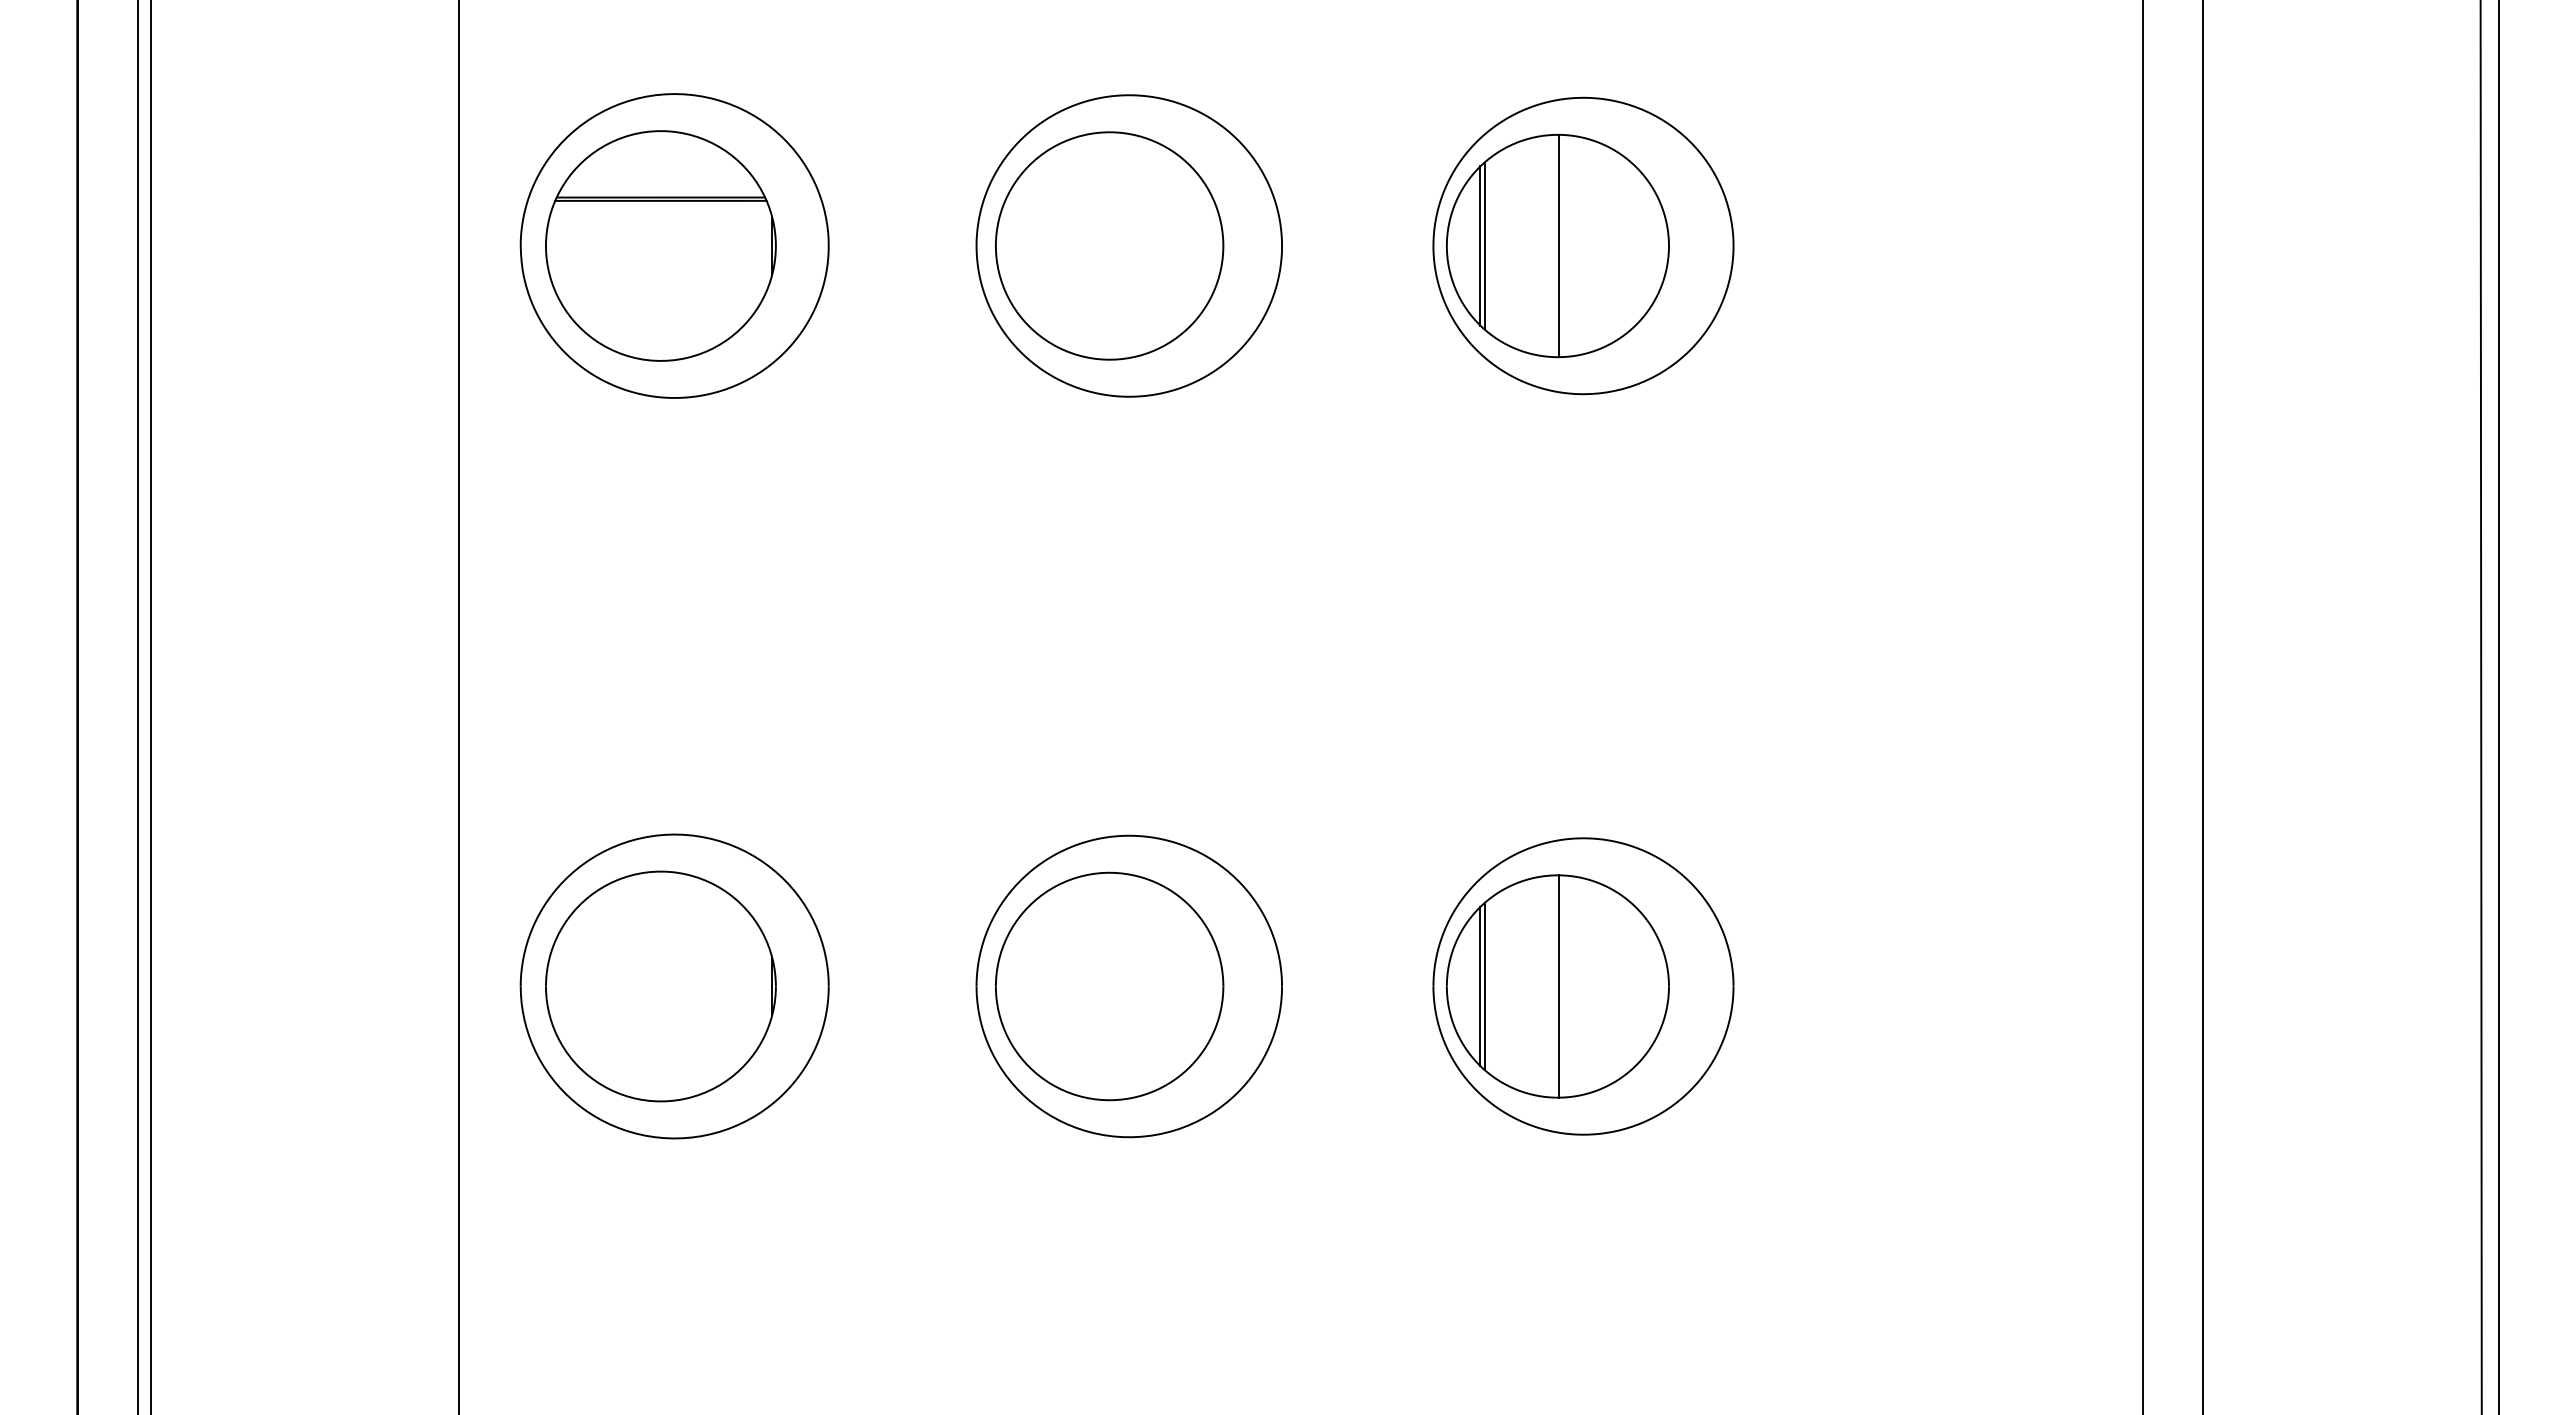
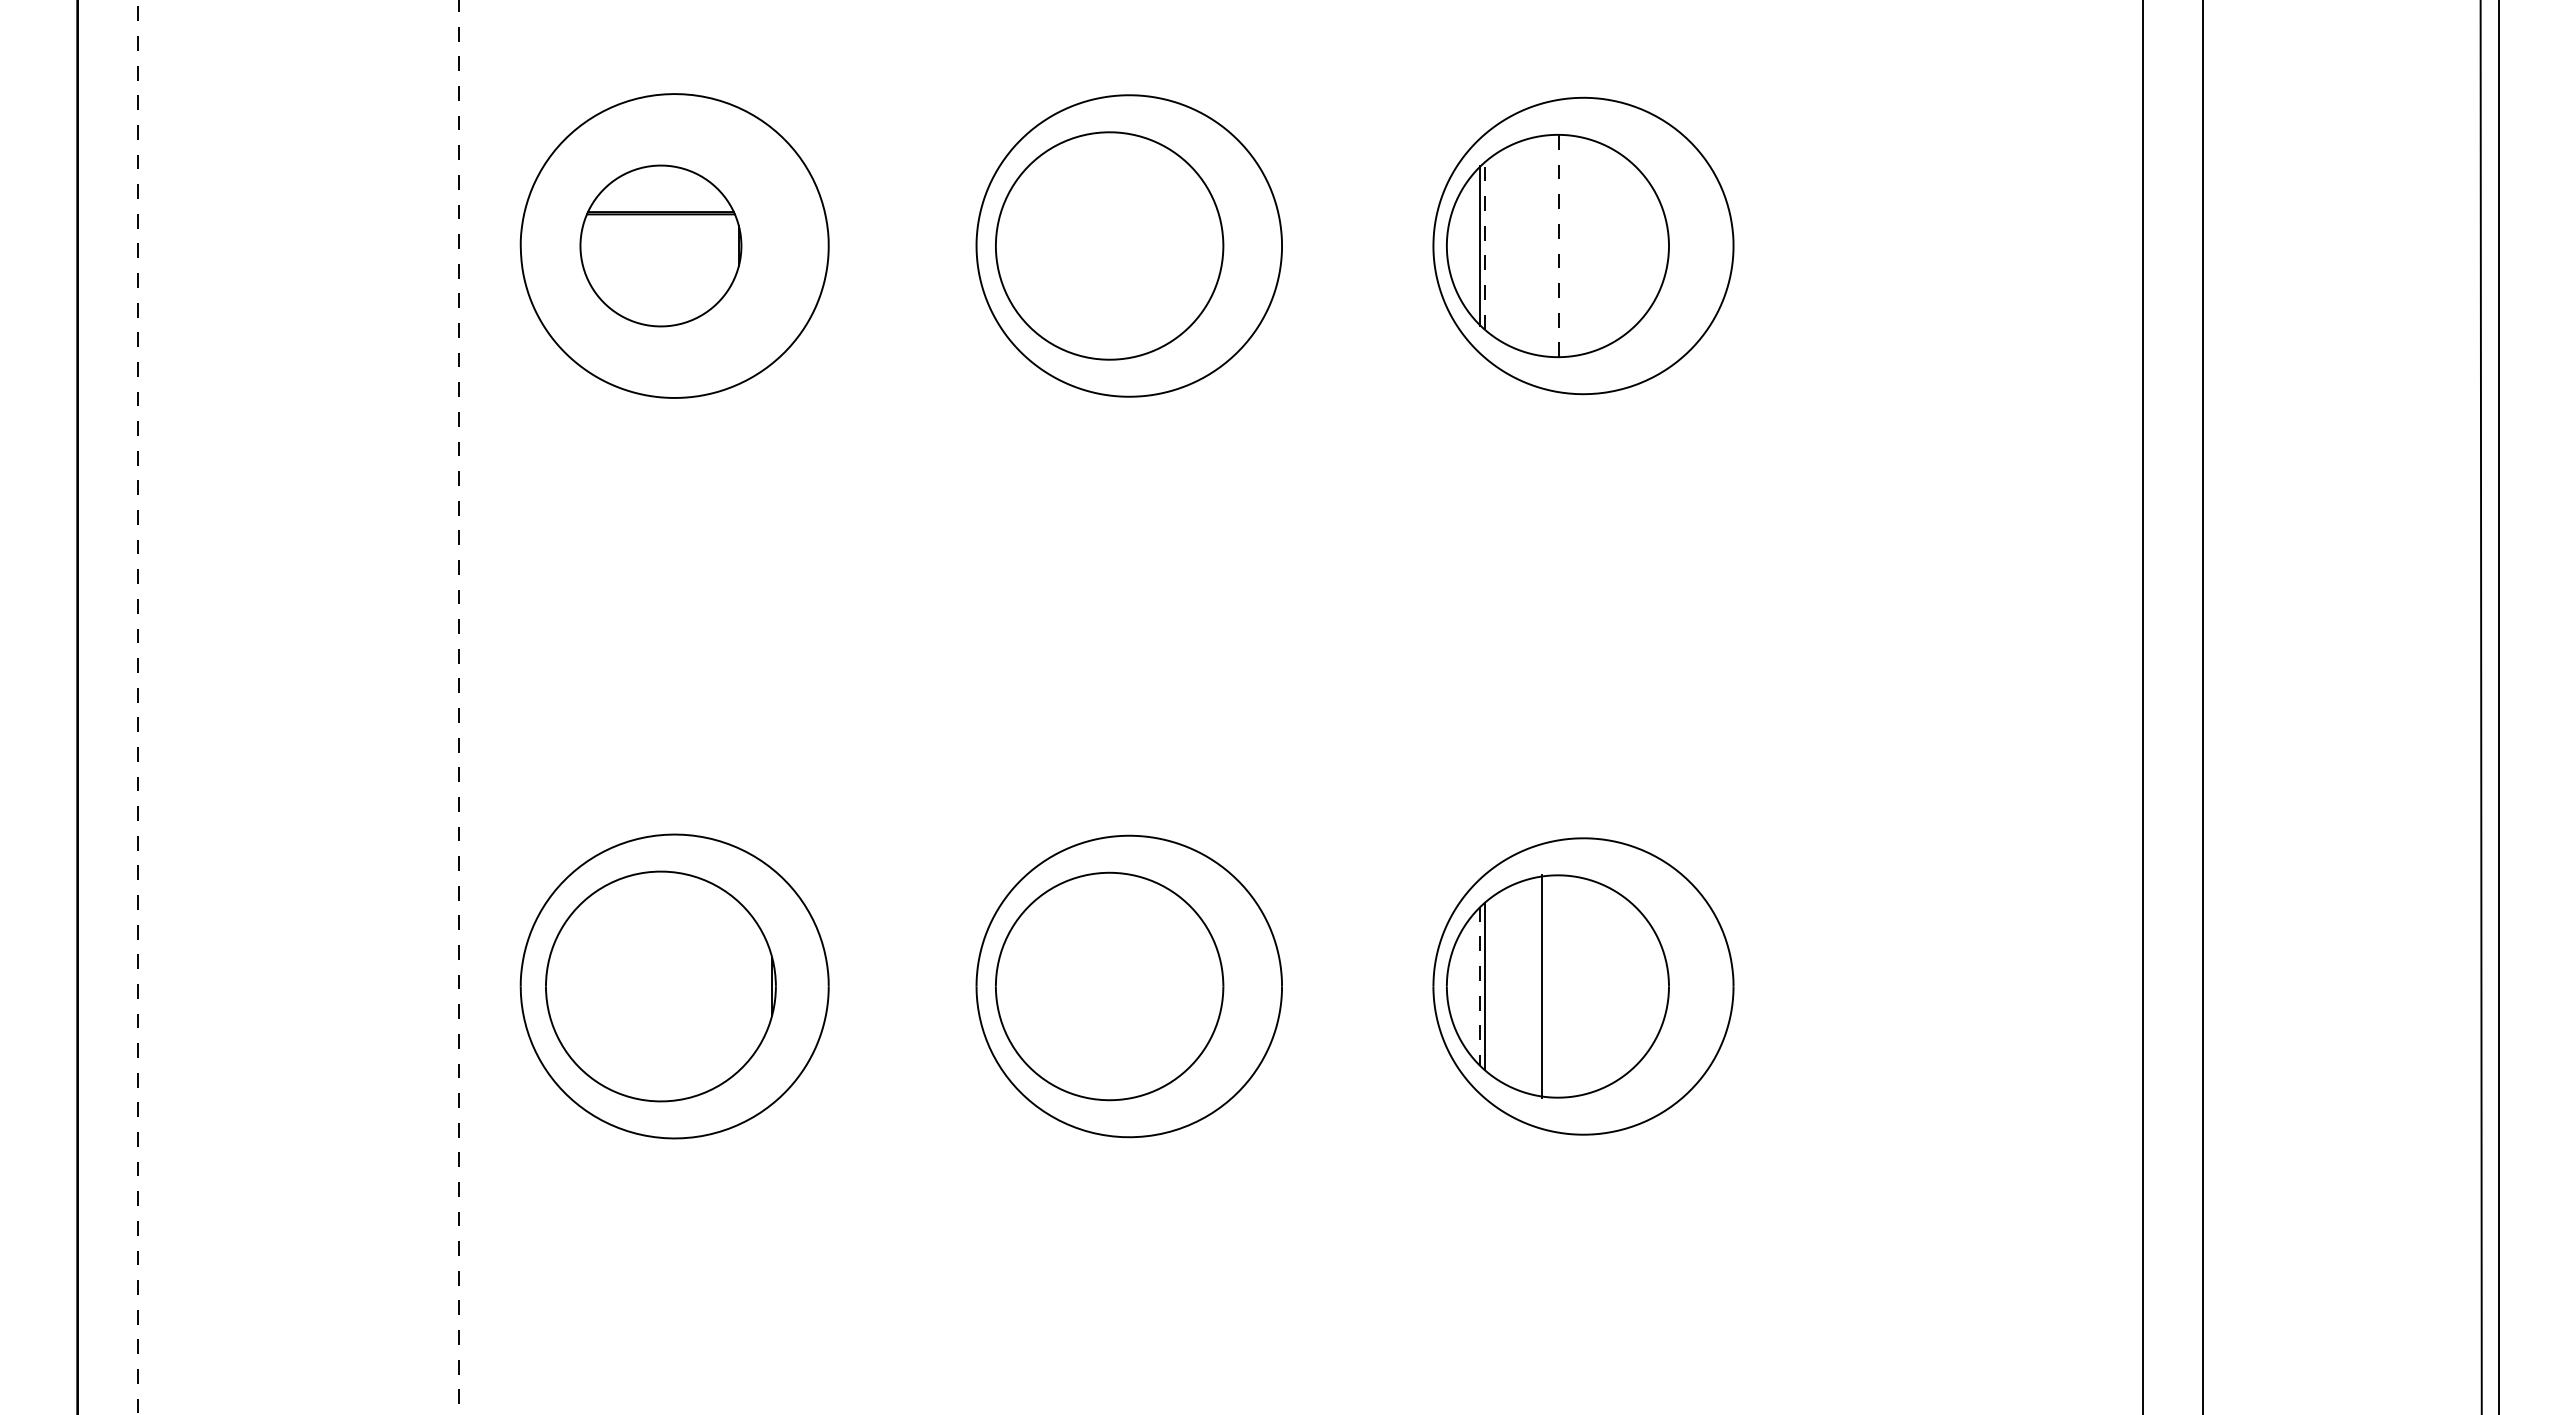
part size: 232x232 px -> 164x164 px (660, 245)
line: solid -> dashed (1484, 245)
line: solid -> dashed (1559, 245)
line: present -> none (151, 706)
line: solid -> dashed (459, 706)
line: solid -> dashed (137, 707)
line: solid -> dashed (1480, 986)
line position: (1559, 986) -> (1542, 986) (1542, 986)
